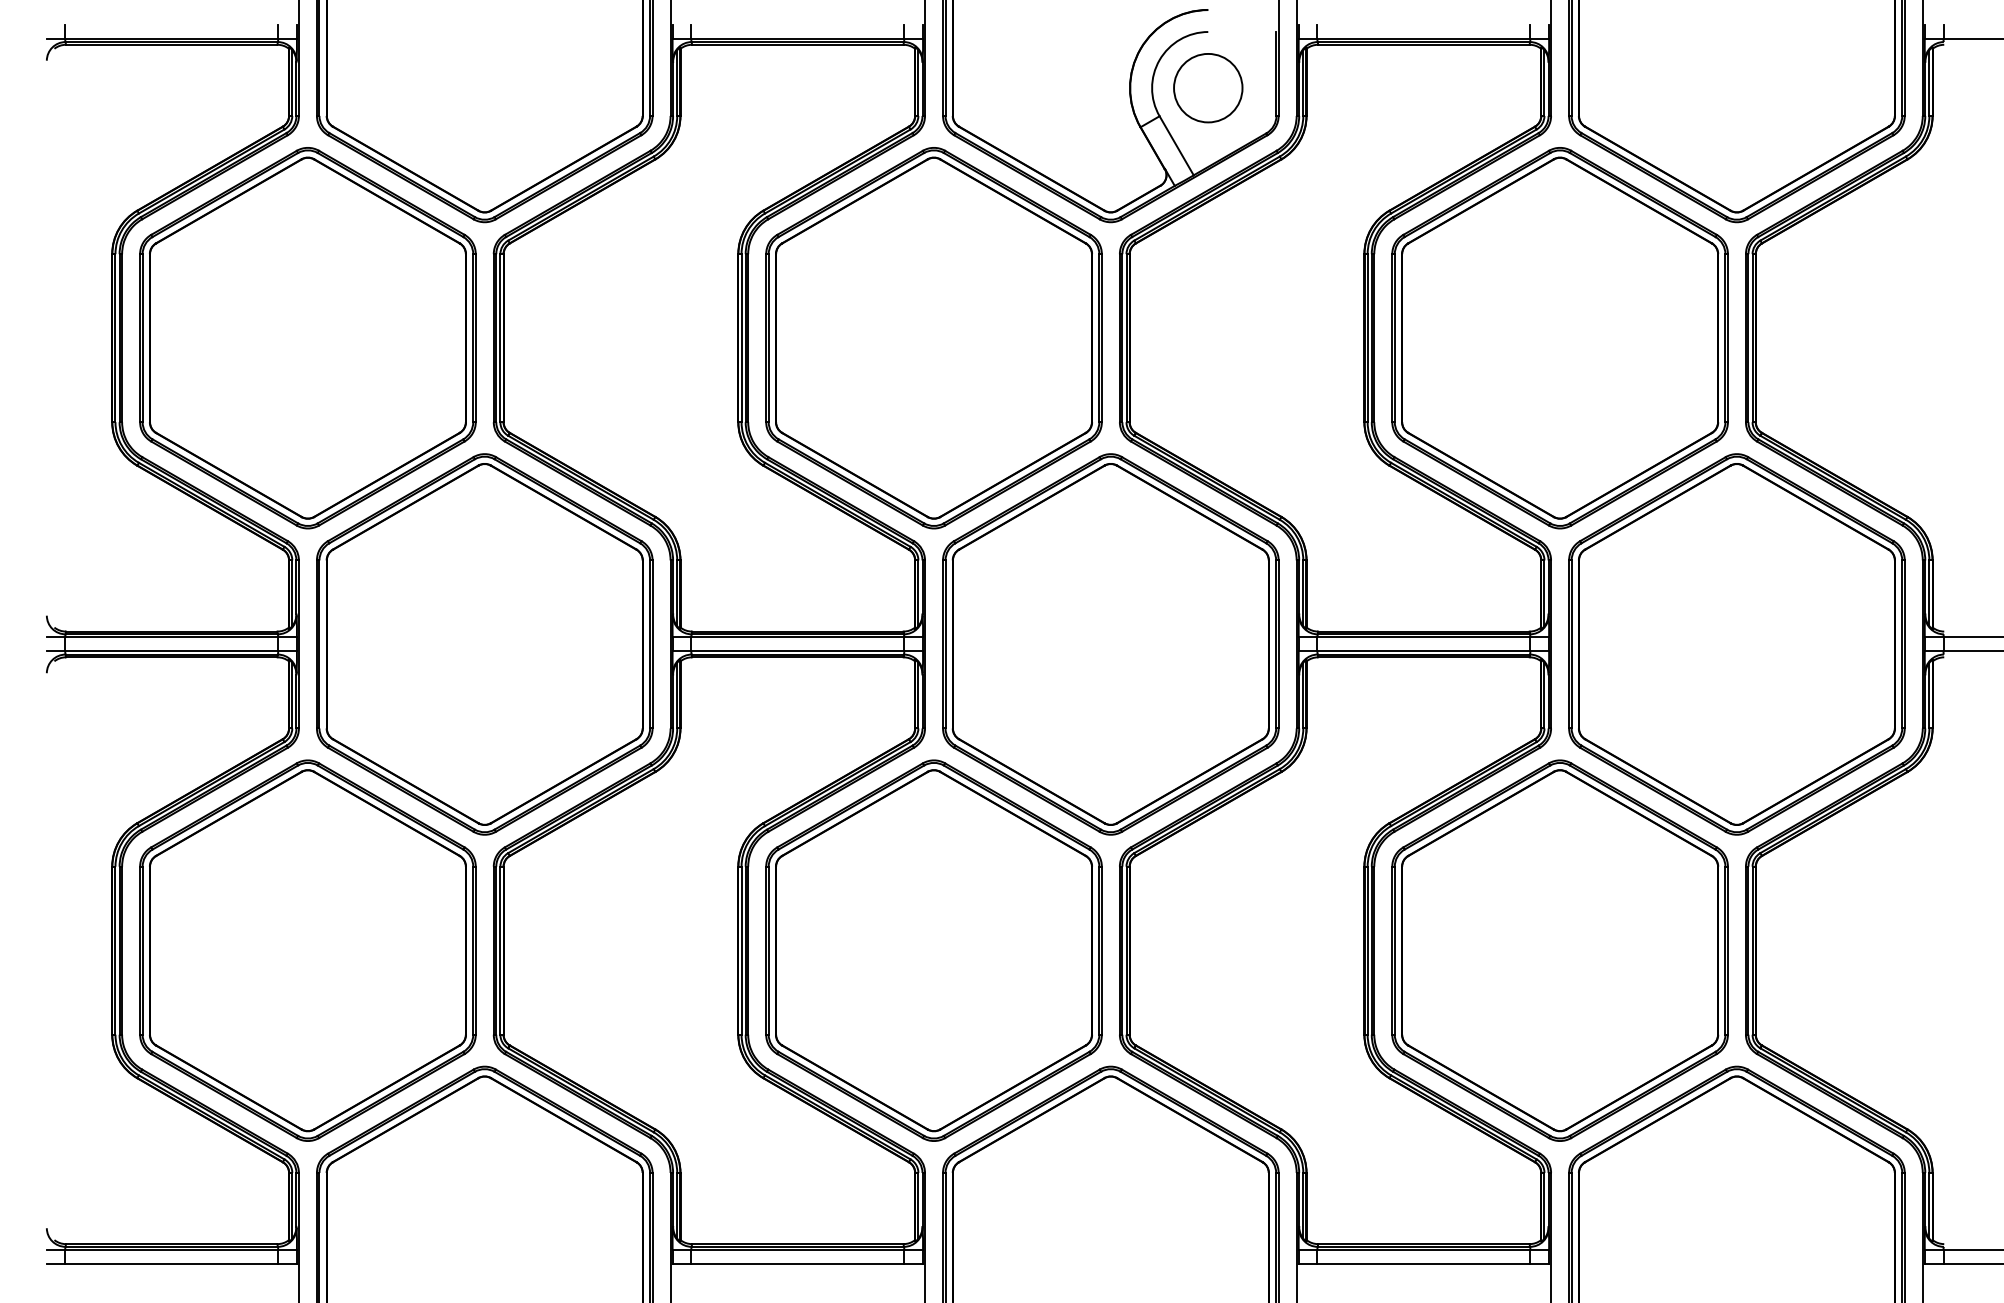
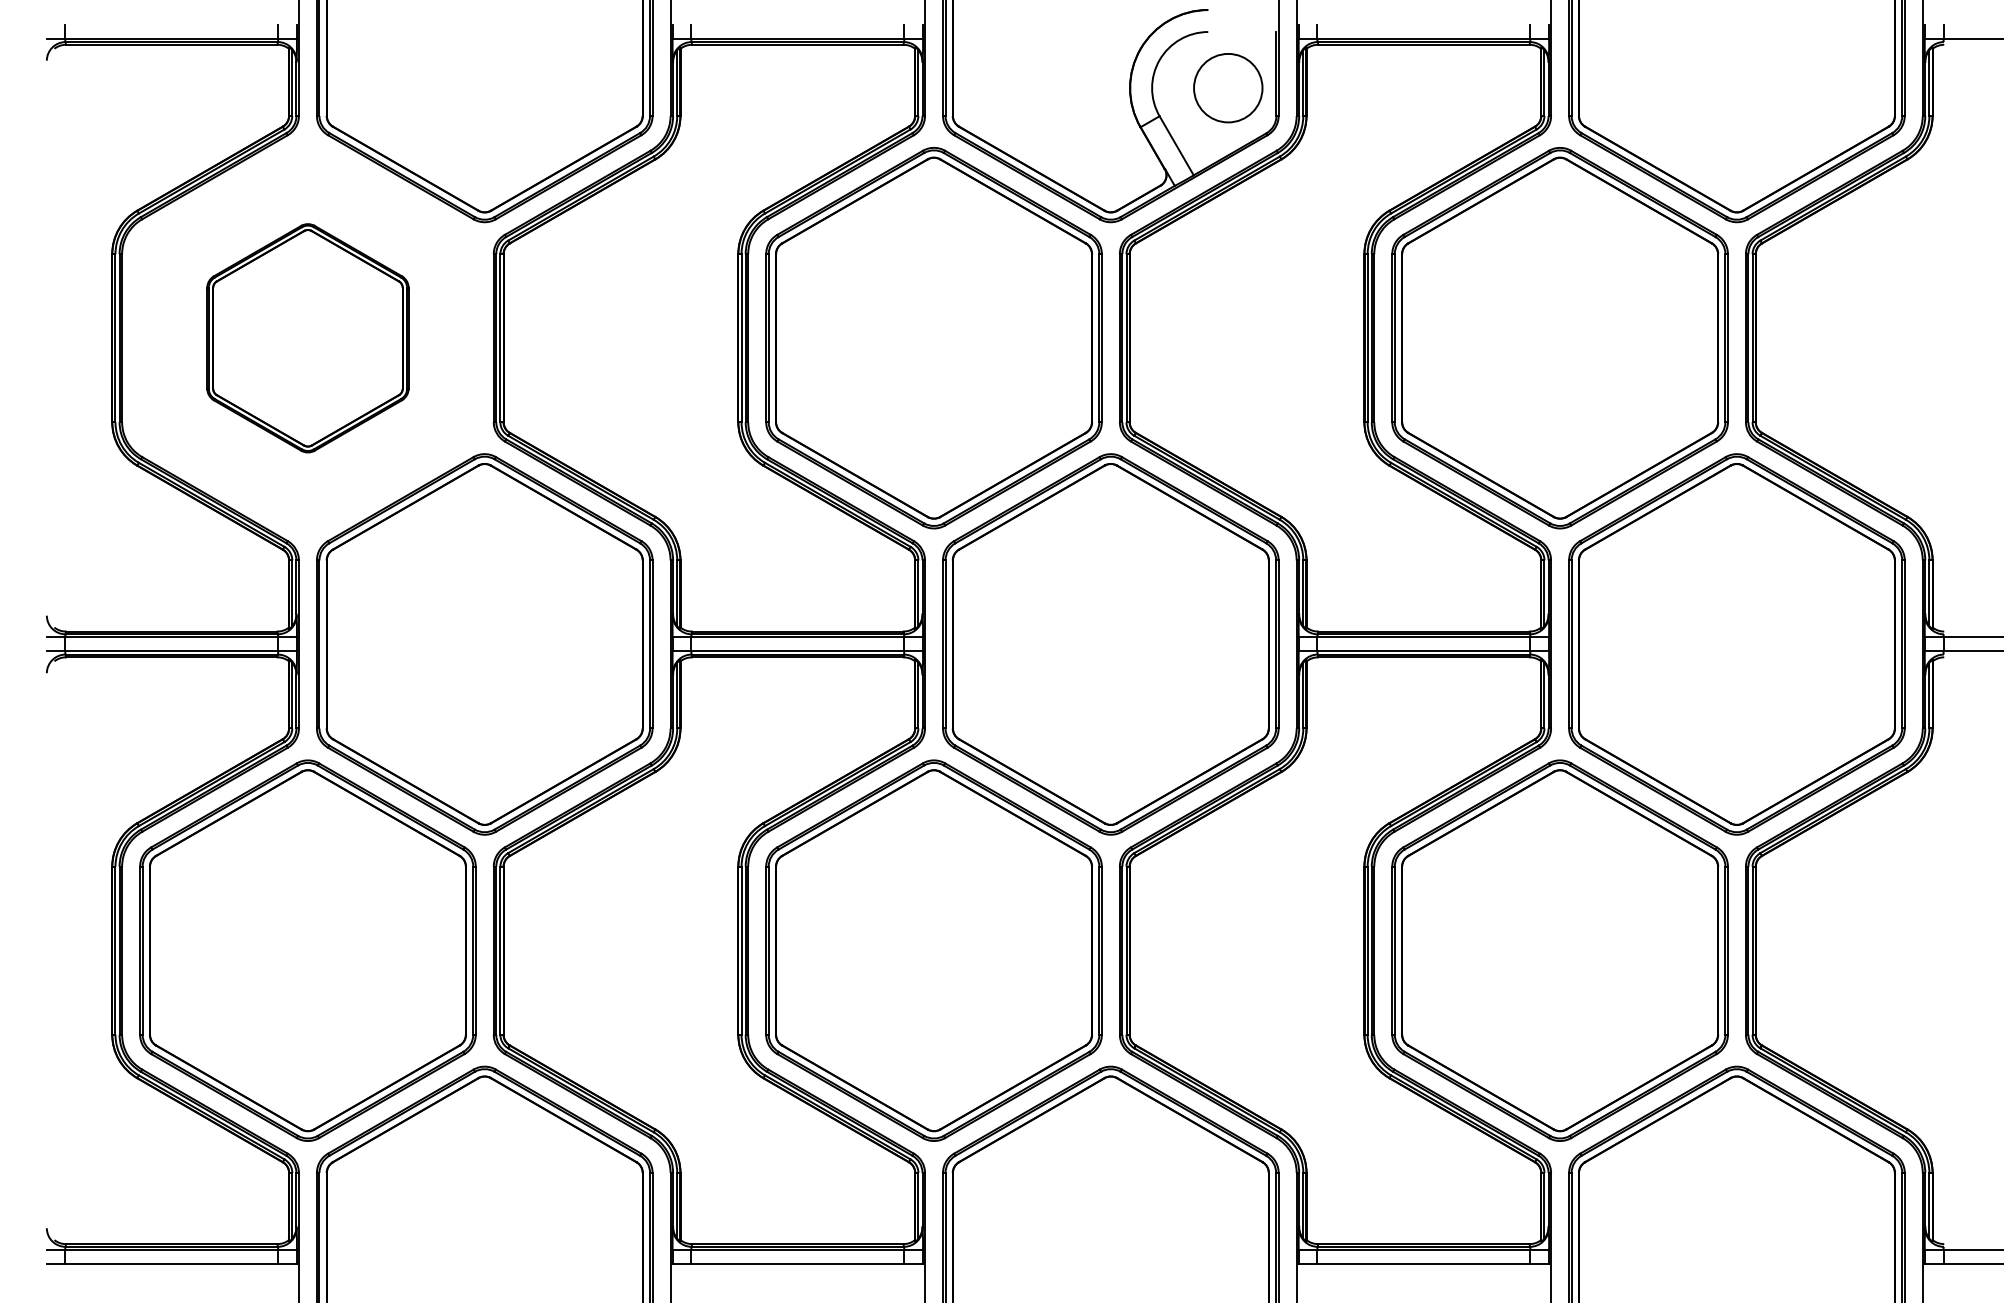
circle position: (1208, 88) -> (1228, 88) (1228, 88)
part size: 338x383 px -> 204x231 px (307, 338)
